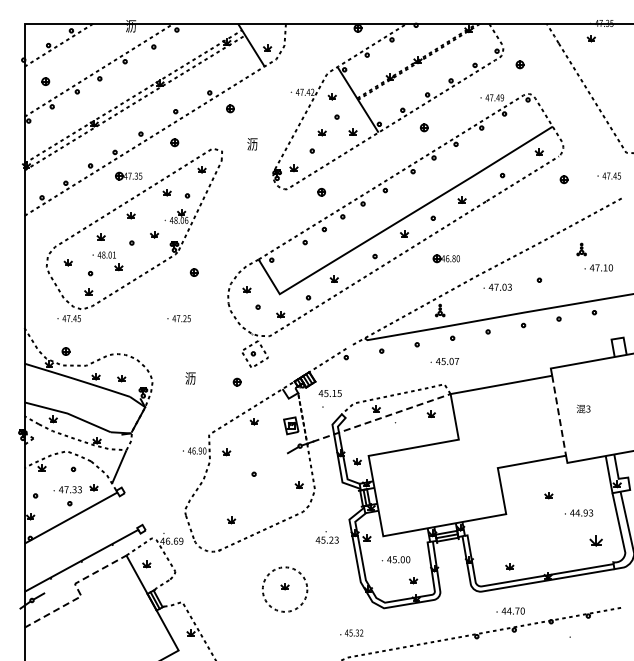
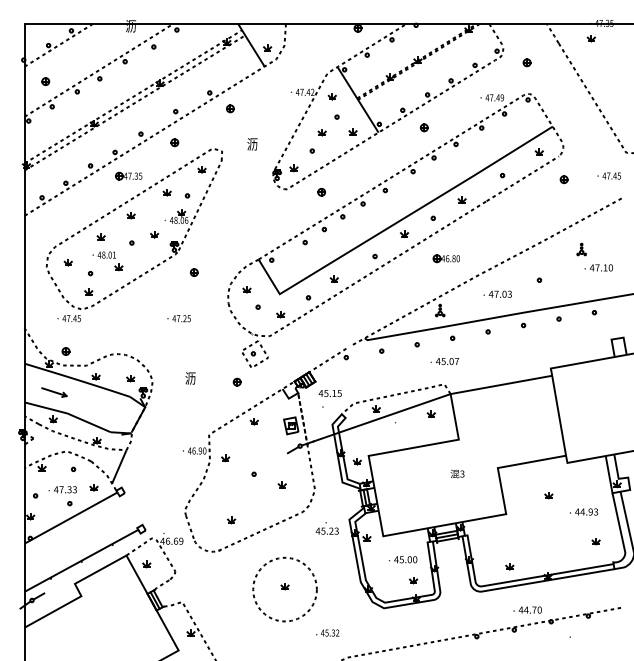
part position: (519, 64) -> (526, 62) (526, 62)
text position: (497, 286) -> (497, 293) (497, 293)
part position: (121, 378) -> (130, 378) (130, 378)
part: none -> present (54, 392)
text position: (583, 408) -> (457, 473) (457, 473)
line: dashed -> solid (559, 415)
line: dashed -> solid (381, 417)
part position: (226, 452) -> (225, 458) (225, 458)
part position: (298, 484) -> (281, 484) (281, 484)
text position: (67, 489) -> (62, 489) (62, 489)
text position: (579, 512) -> (584, 511) (584, 511)
text position: (326, 537) -> (326, 528) (326, 528)
part size: 14x12 px -> 10x8 px (595, 541)
text position: (395, 559) -> (402, 559) (402, 559)
circle diameter: 45 px -> 64 px (284, 589)
line: dashed -> solid (79, 592)
text position: (510, 610) -> (527, 609) (527, 609)
text position: (351, 632) -> (327, 632) (327, 632)
